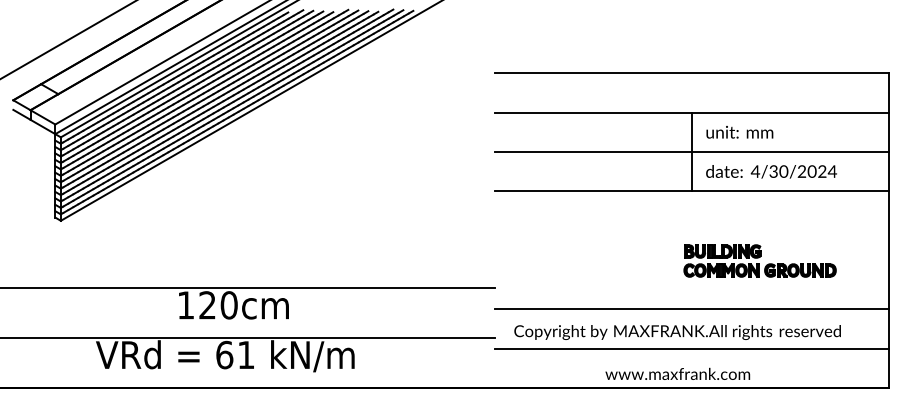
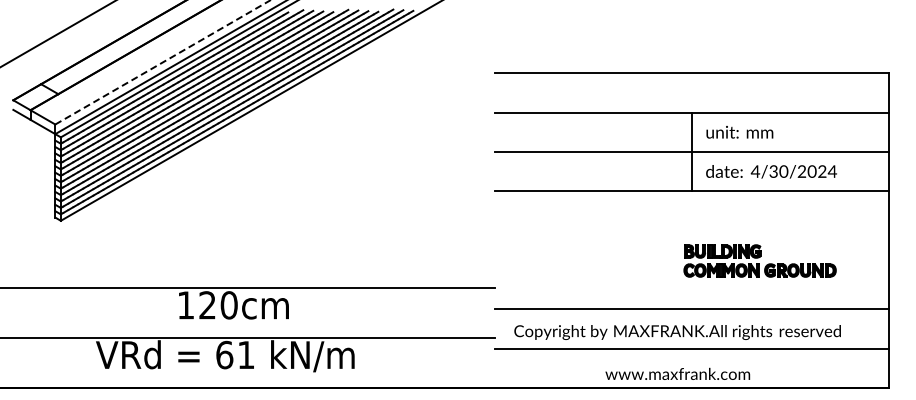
line position: (67, 39) -> (57, 33) (57, 33)
line: solid -> dashed (163, 62)
